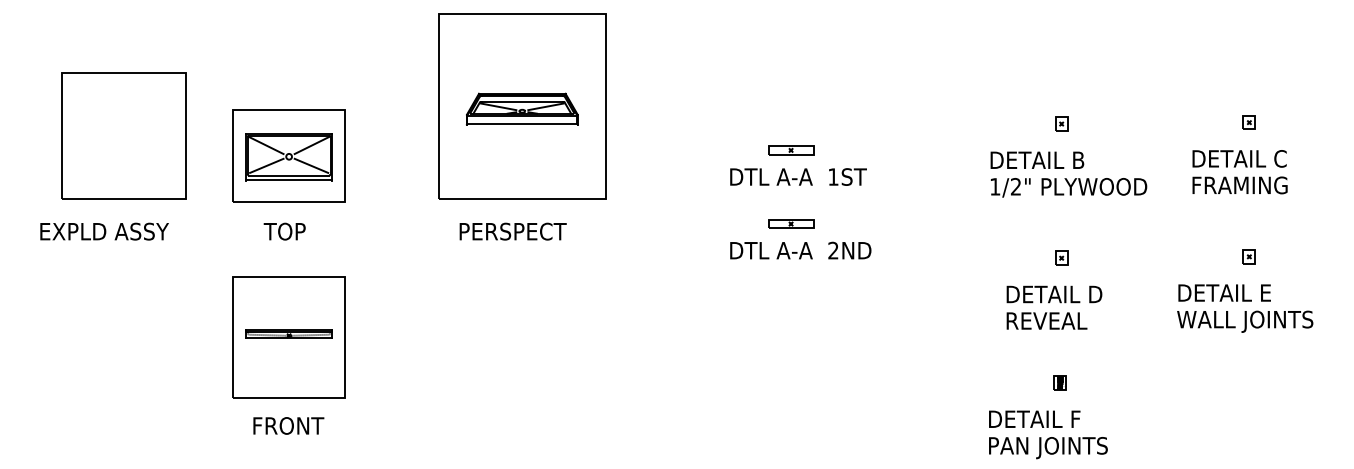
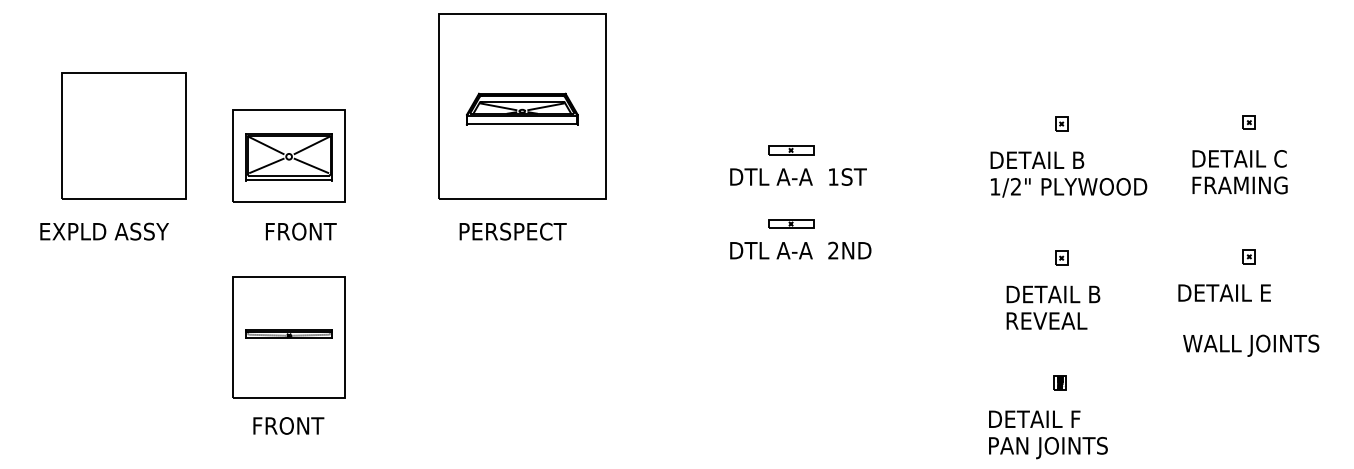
text: TOP -> FRONT (299, 231)
text: DETAIL D -> DETAIL B (1096, 294)
text position: (1245, 321) -> (1251, 345) (1251, 345)
